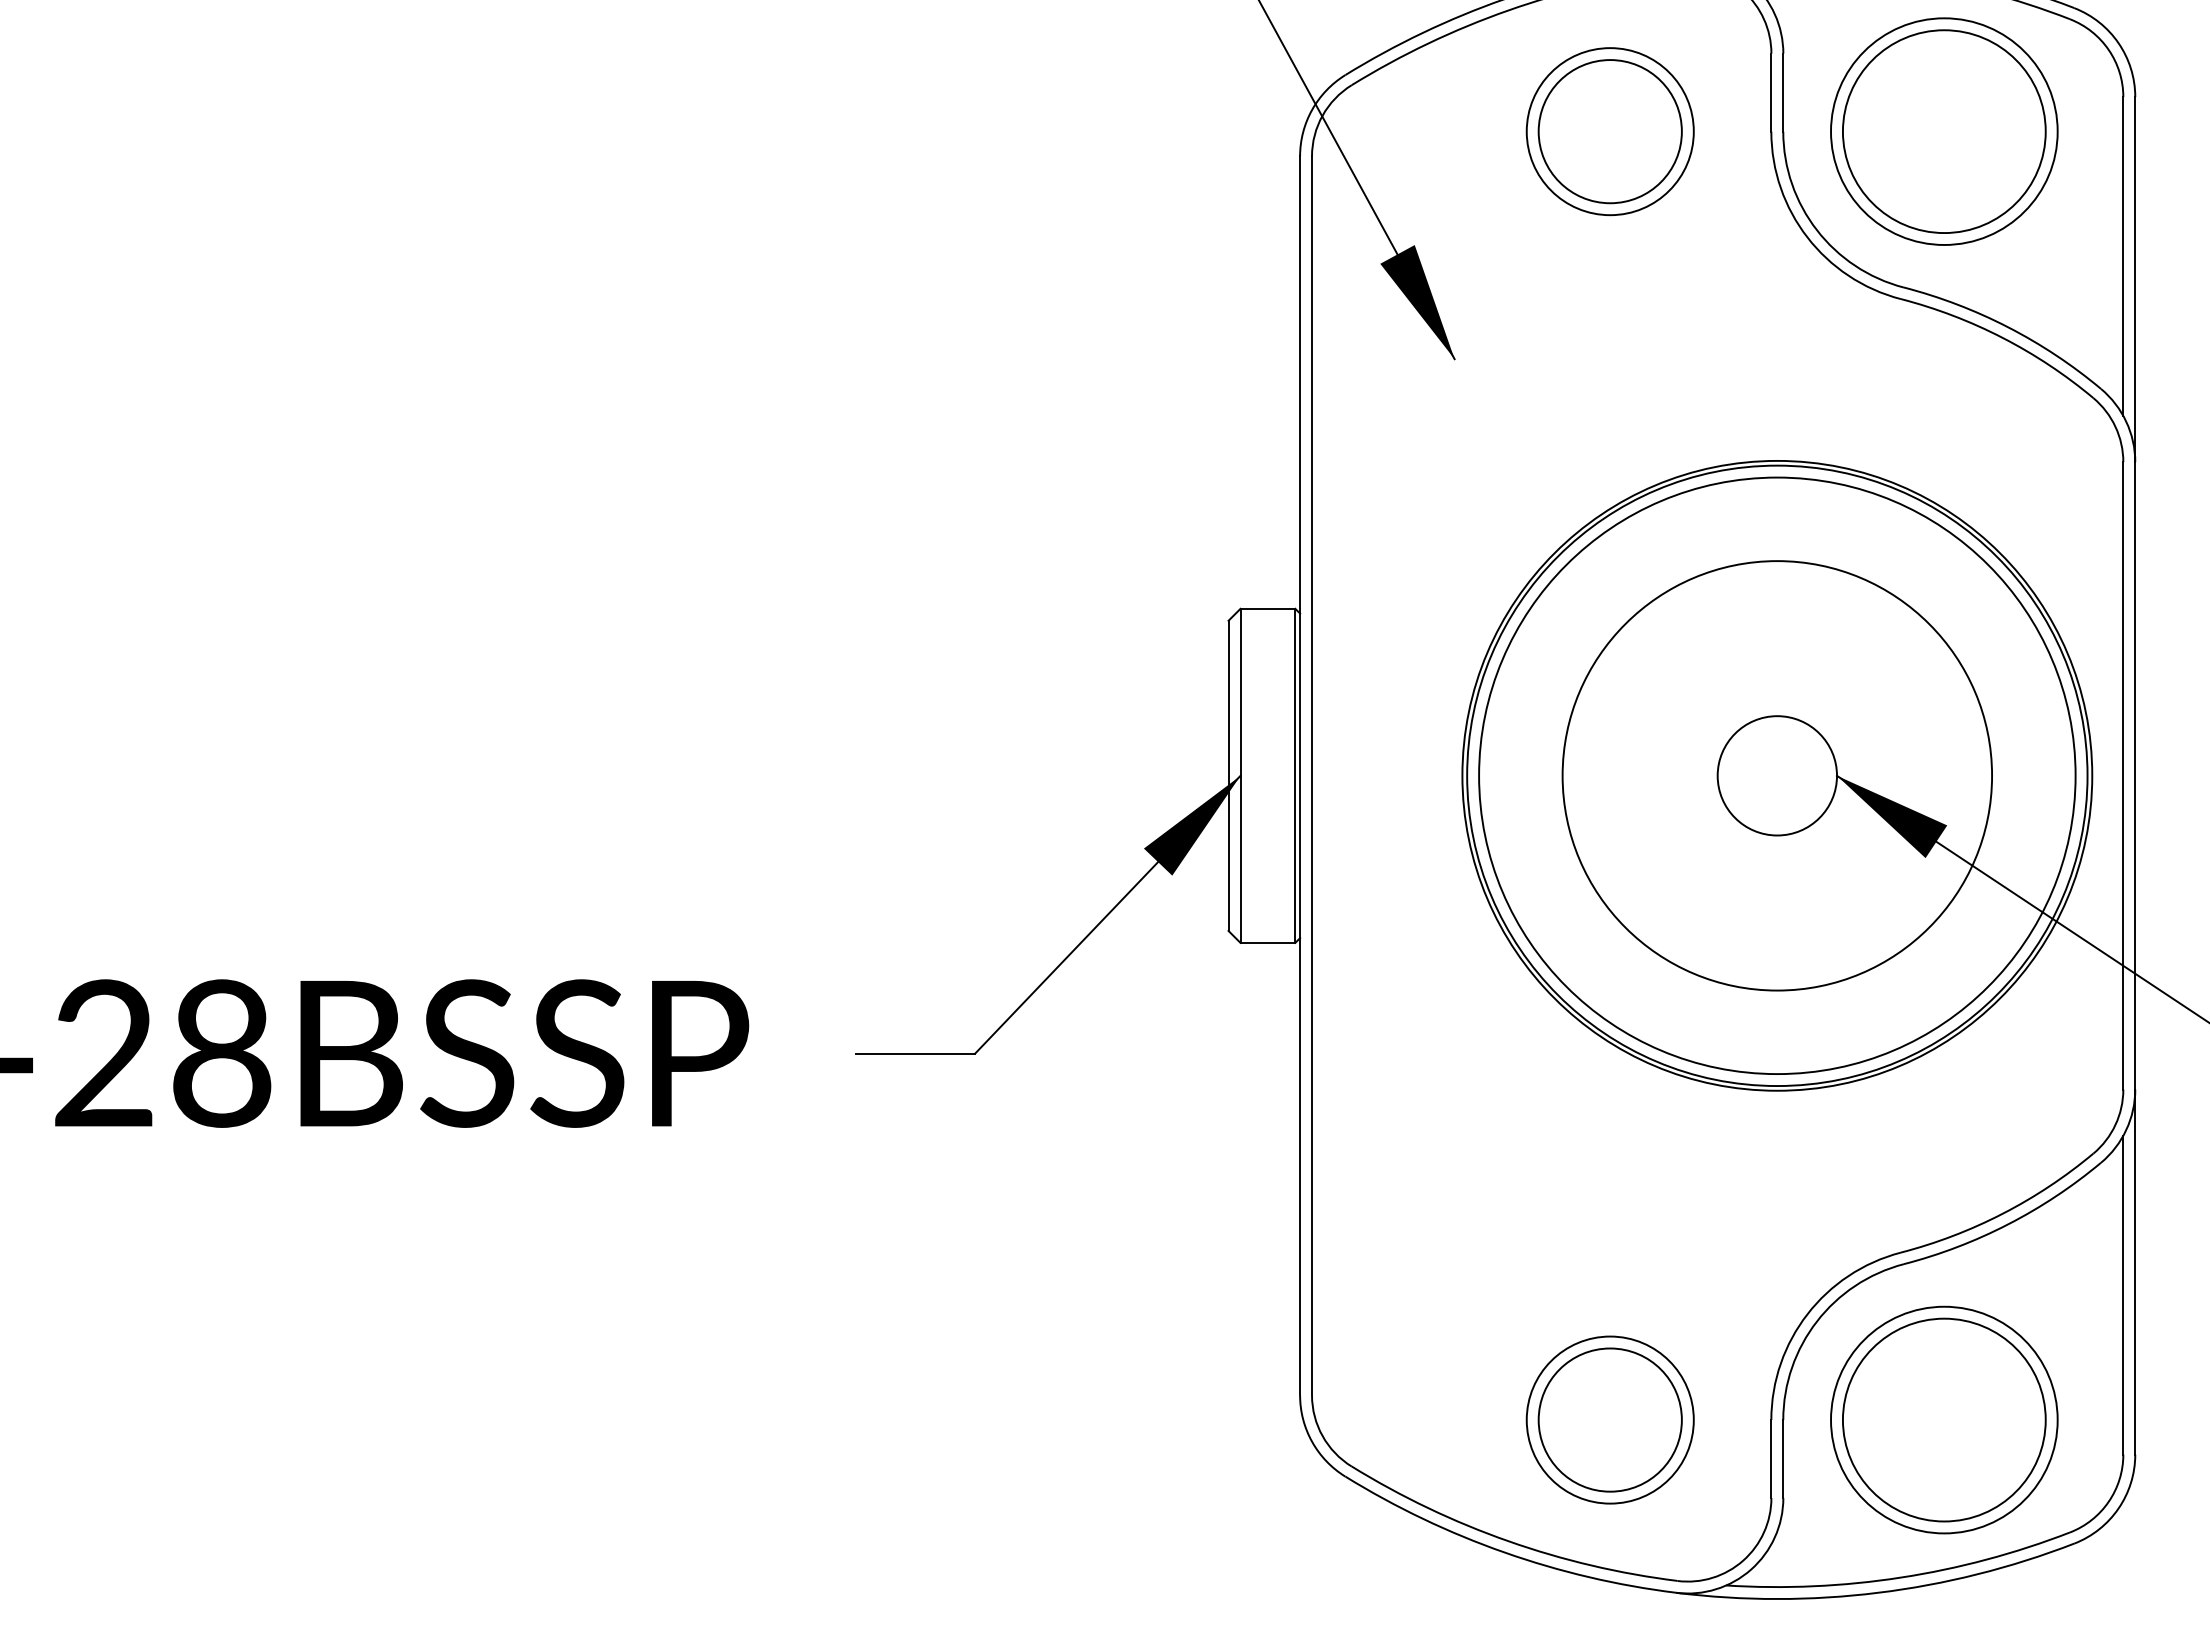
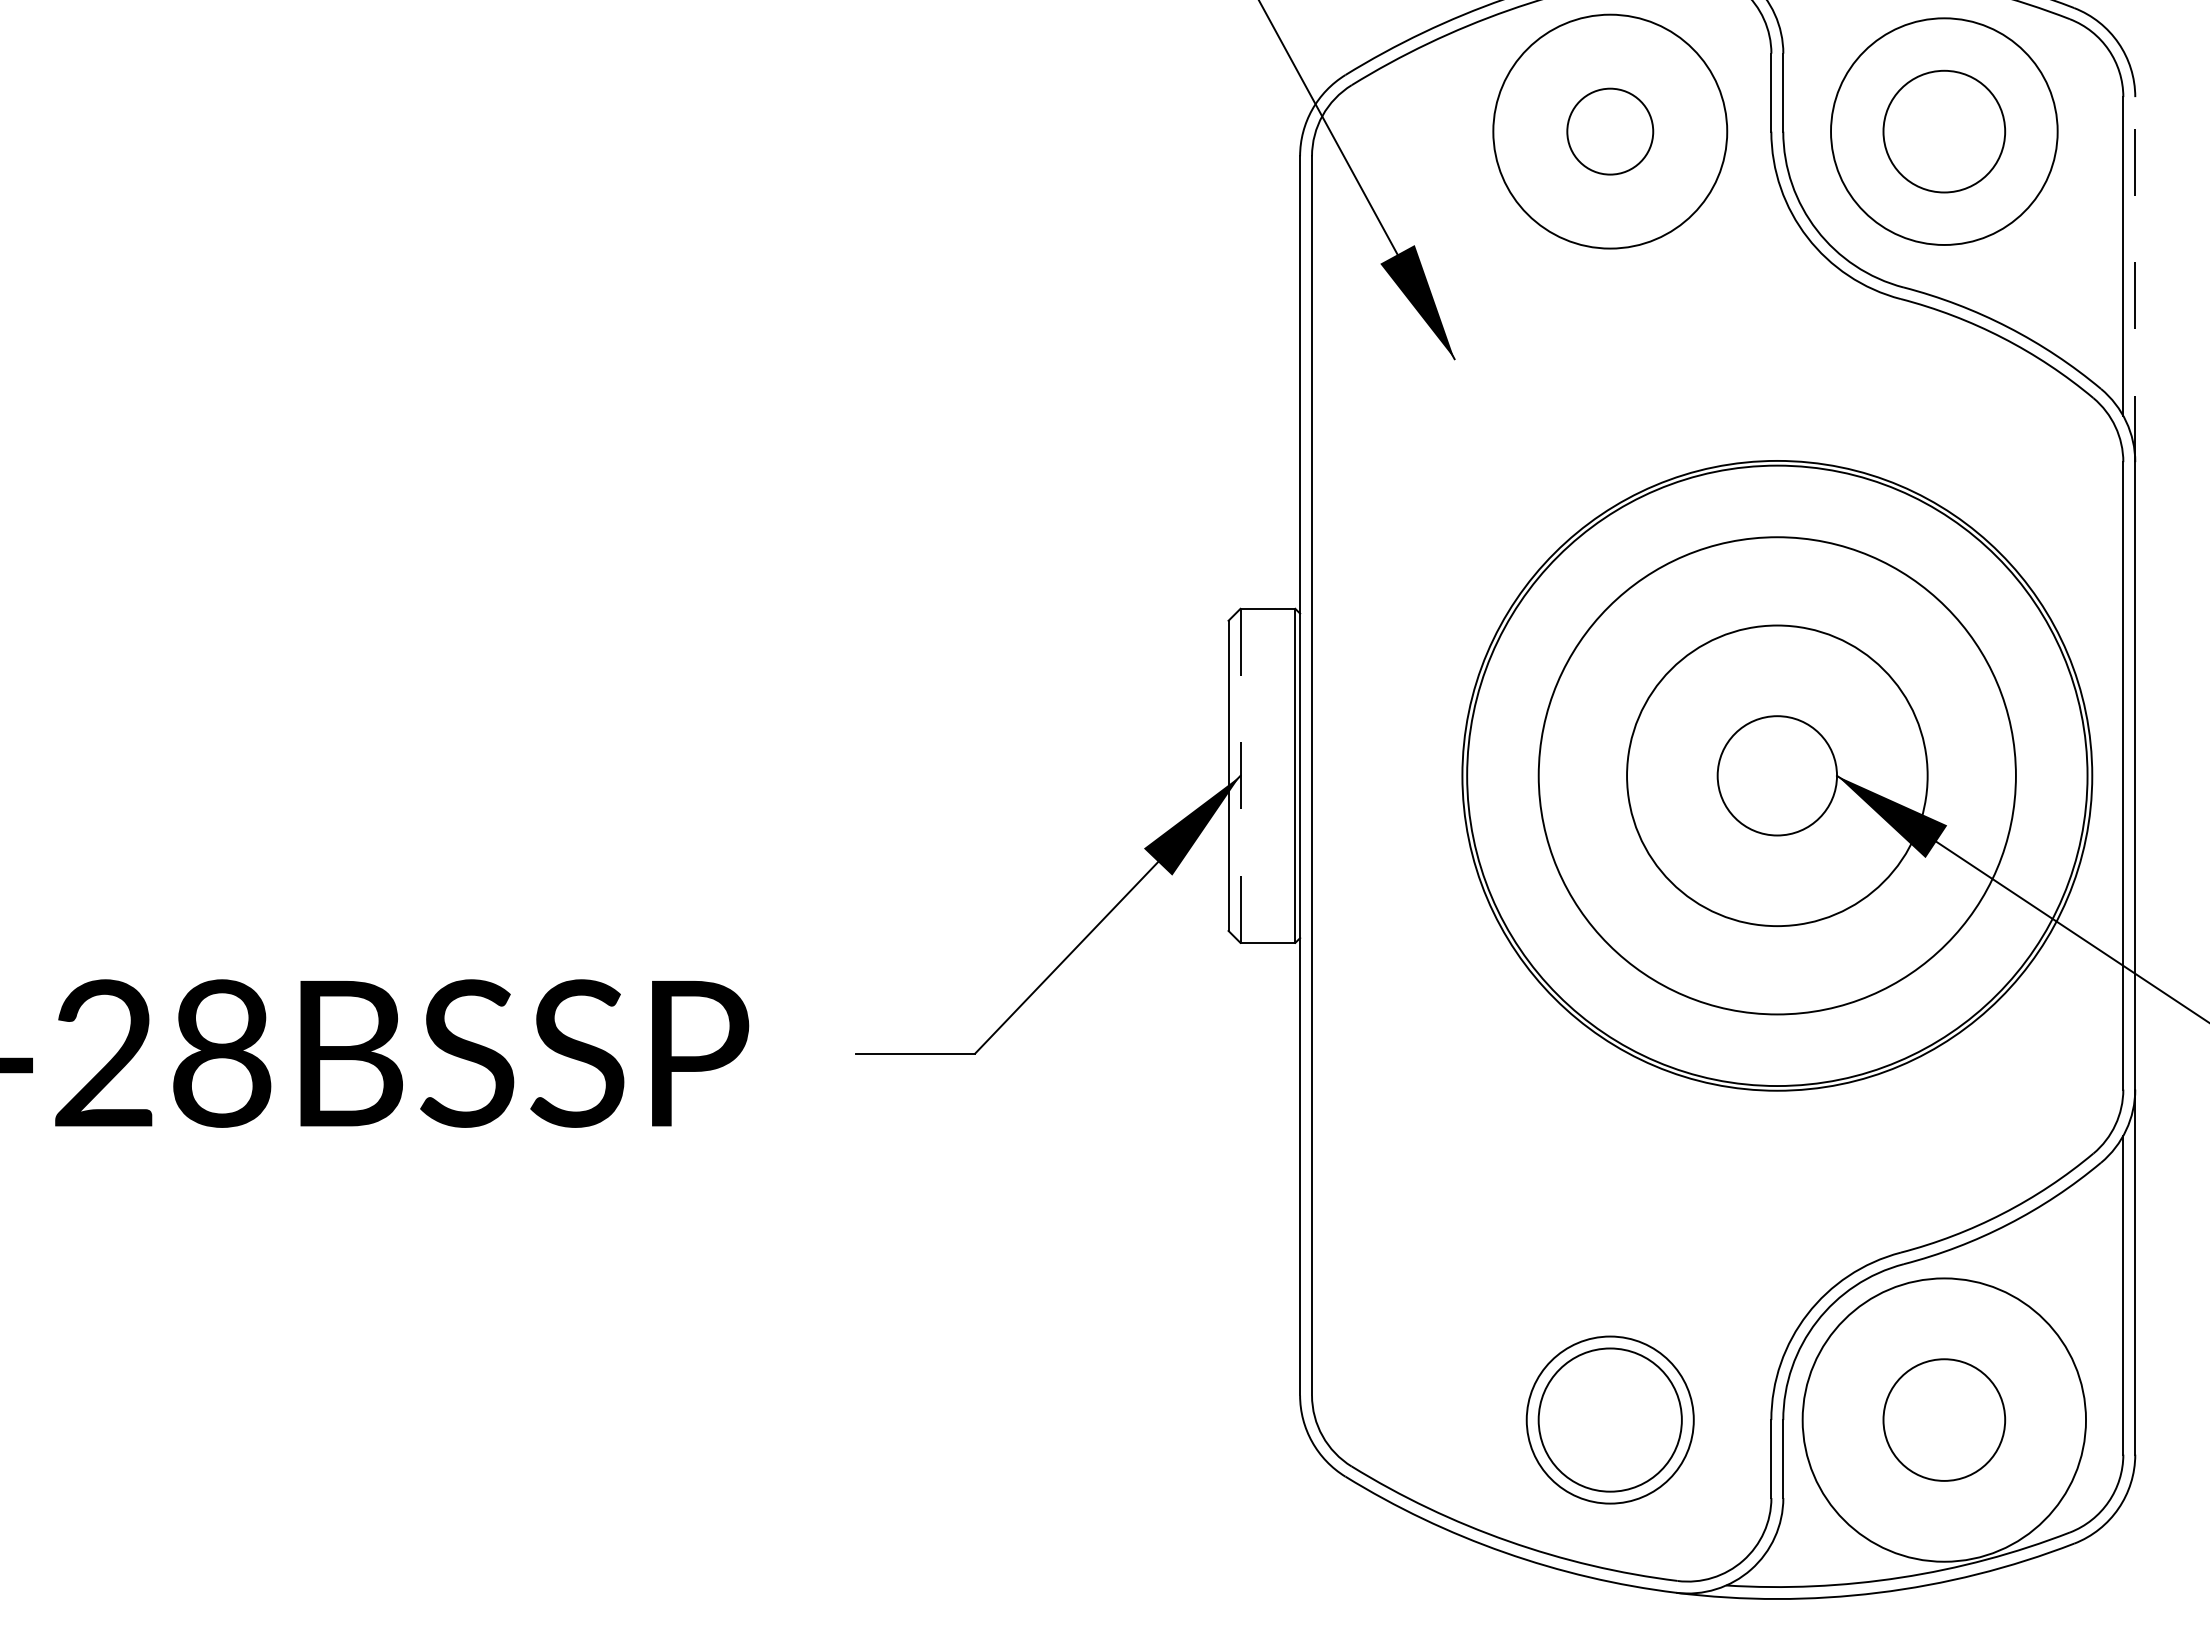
circle diameter: 143 px -> 86 px (1610, 131)
circle diameter: 167 px -> 234 px (1610, 131)
circle diameter: 203 px -> 122 px (1944, 131)
line: solid -> dashed (2135, 279)
circle diameter: 429 px -> 301 px (1777, 775)
circle diameter: 597 px -> 477 px (1776, 775)
line: solid -> dashed (1240, 776)
circle diameter: 203 px -> 122 px (1944, 1419)
circle diameter: 227 px -> 283 px (1944, 1419)
